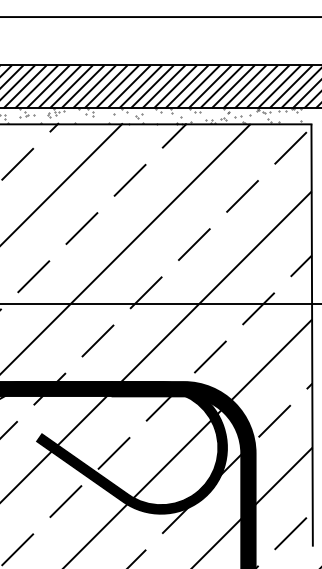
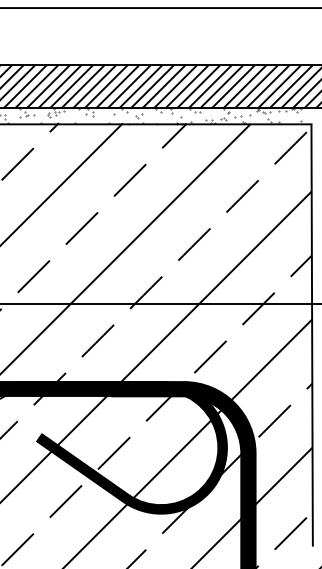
line position: (160, 17) -> (160, 8) (160, 8)
